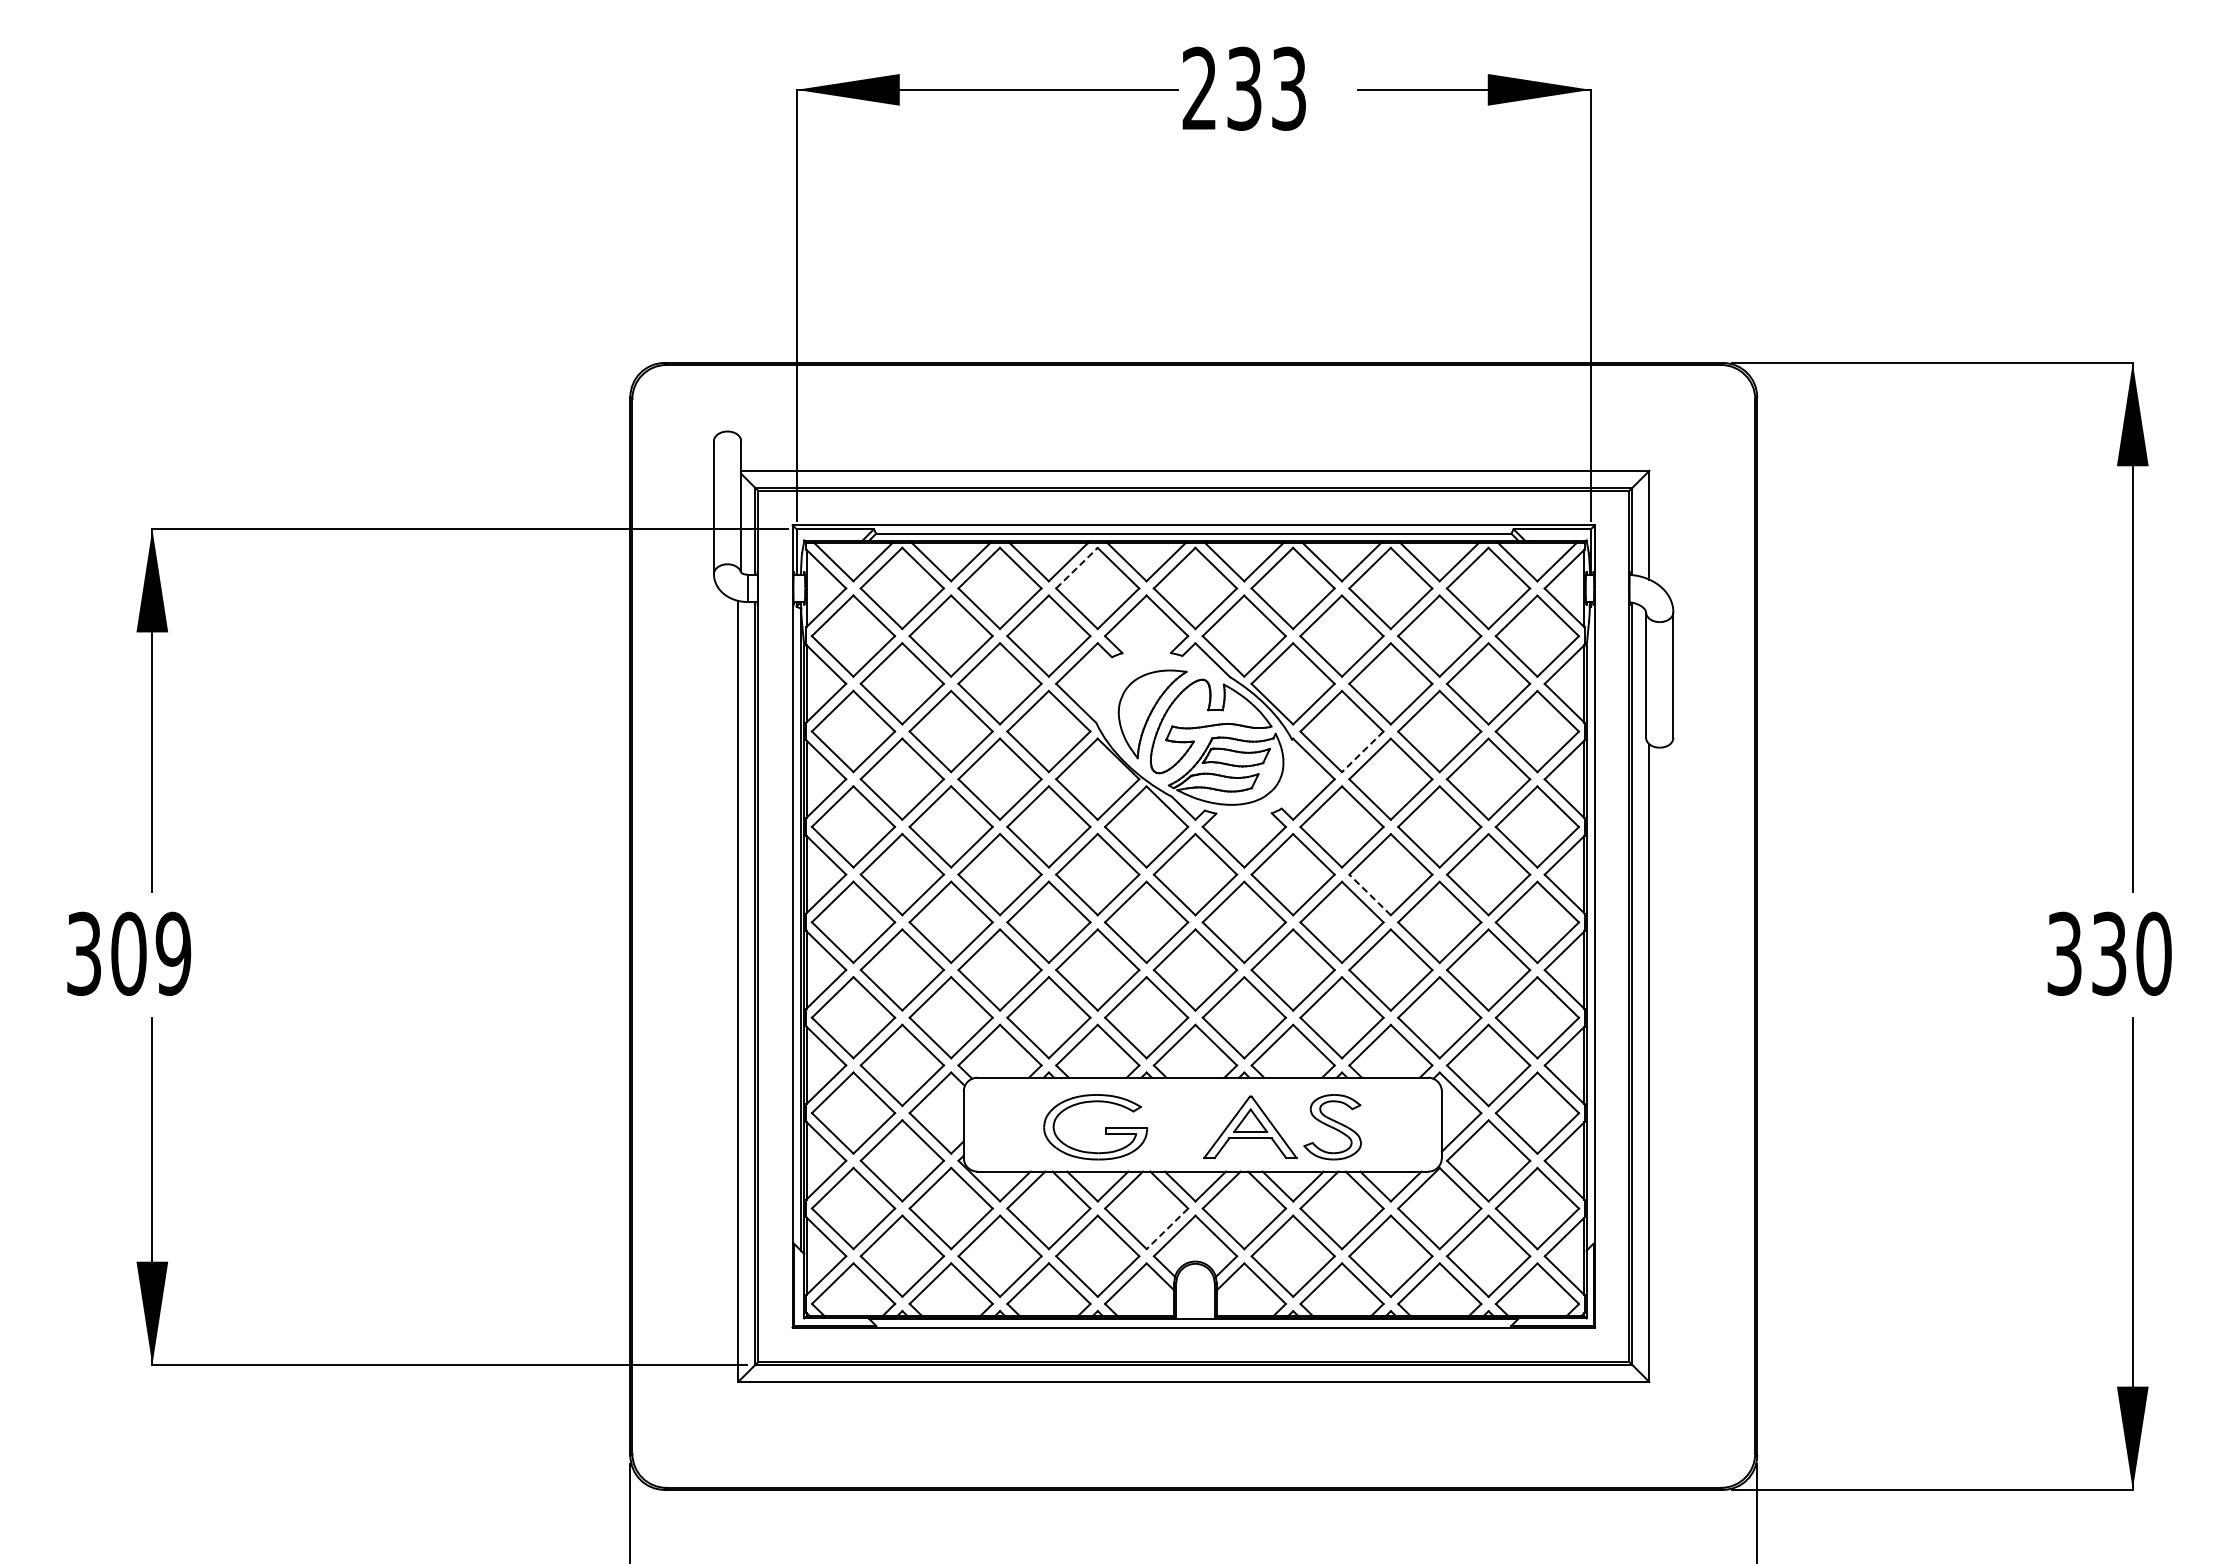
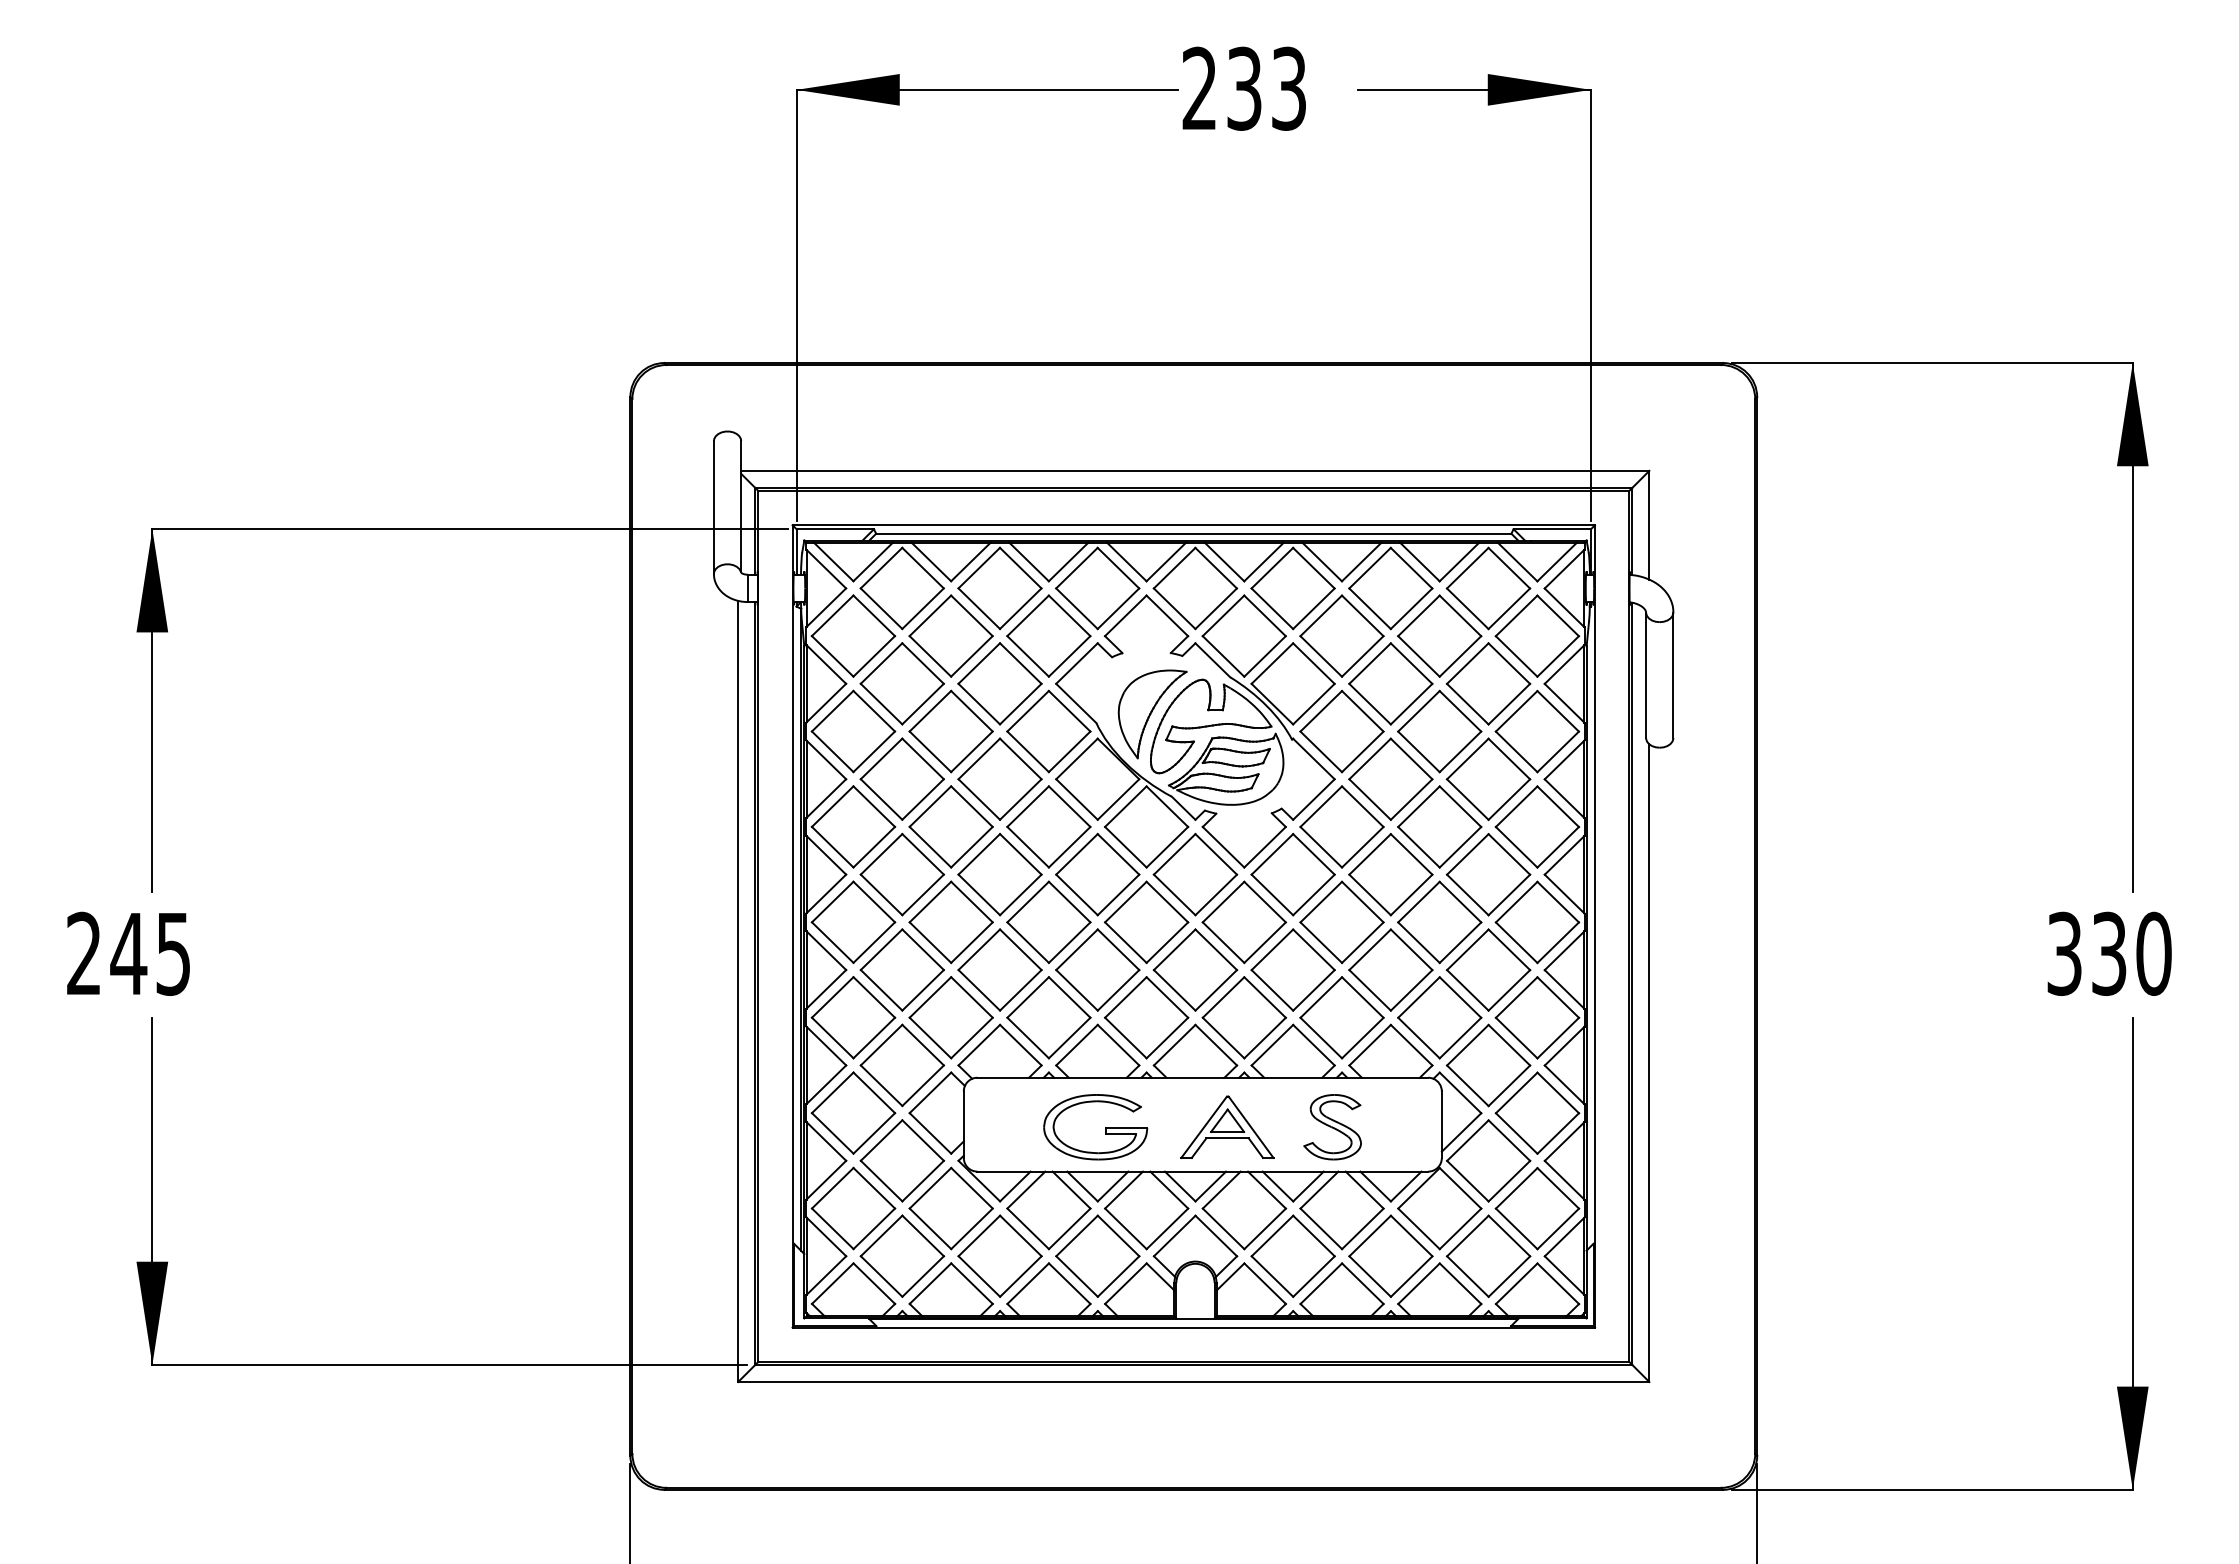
line: dashed -> solid (1077, 567)
line: dashed -> solid (1362, 752)
line: dashed -> solid (1369, 894)
text: 309 -> 245 (129, 953)
part position: (1250, 1126) -> (1227, 1126) (1227, 1126)
line: dashed -> solid (1167, 1229)
